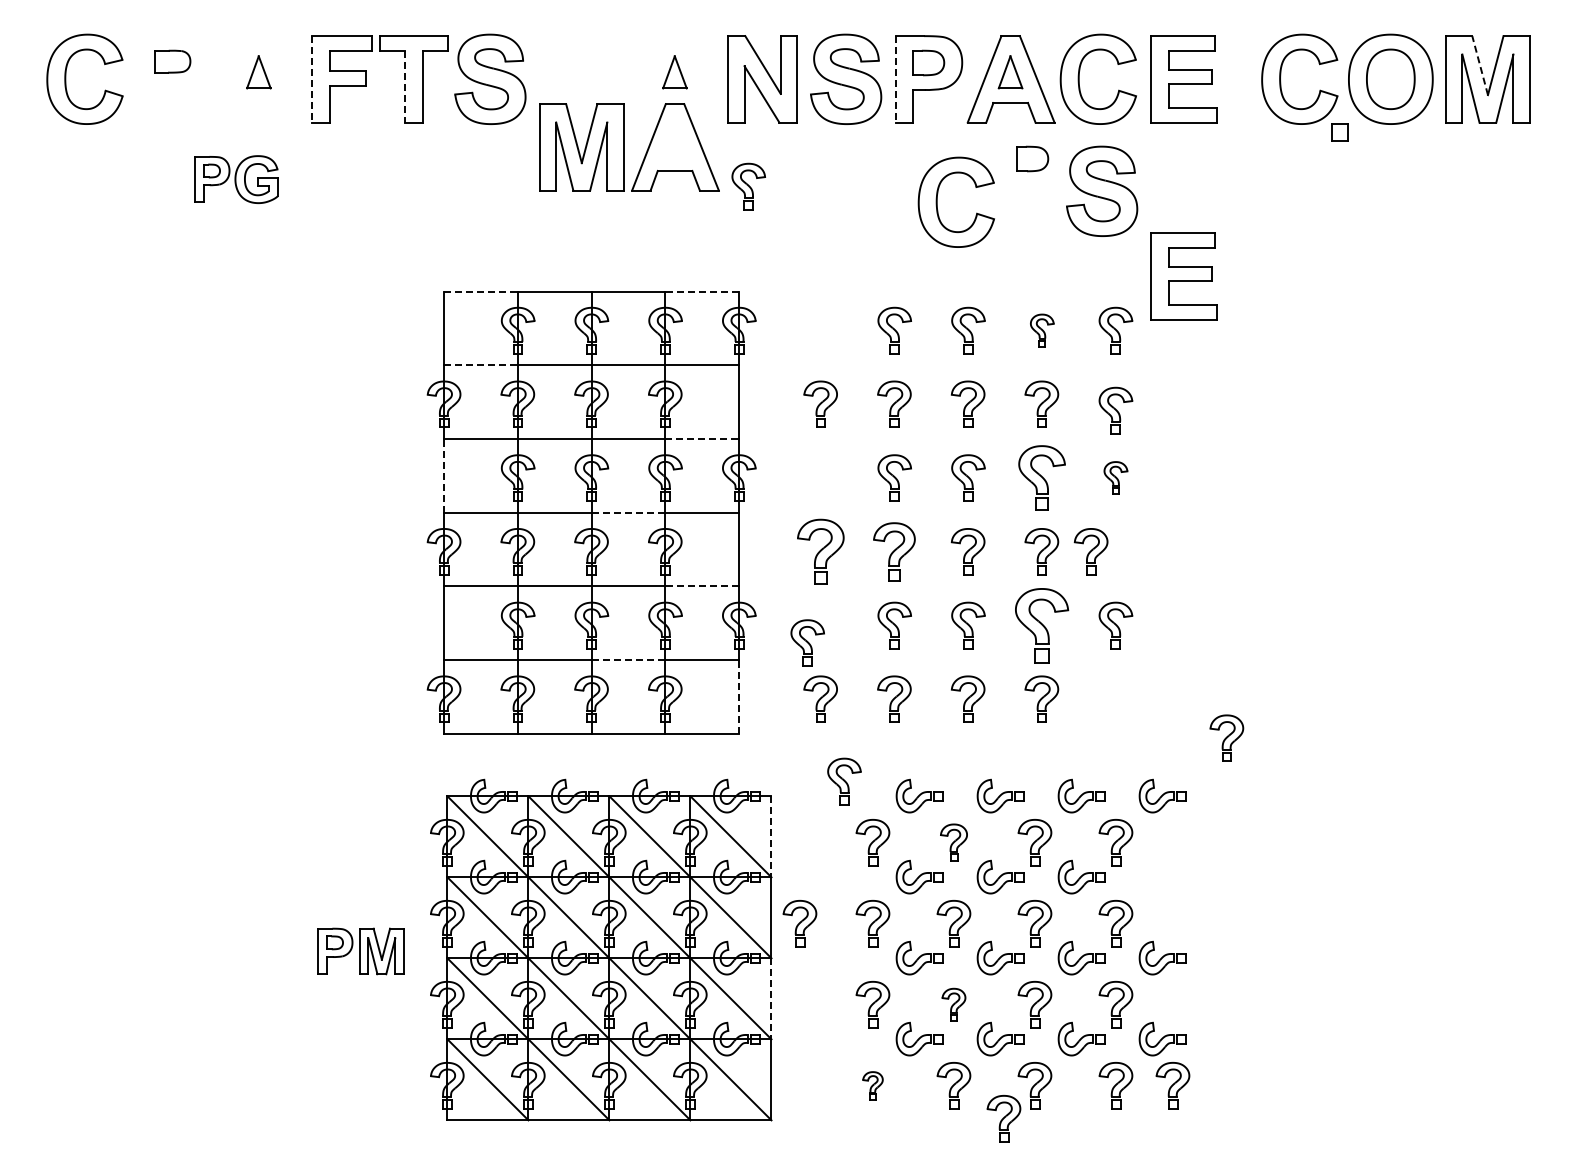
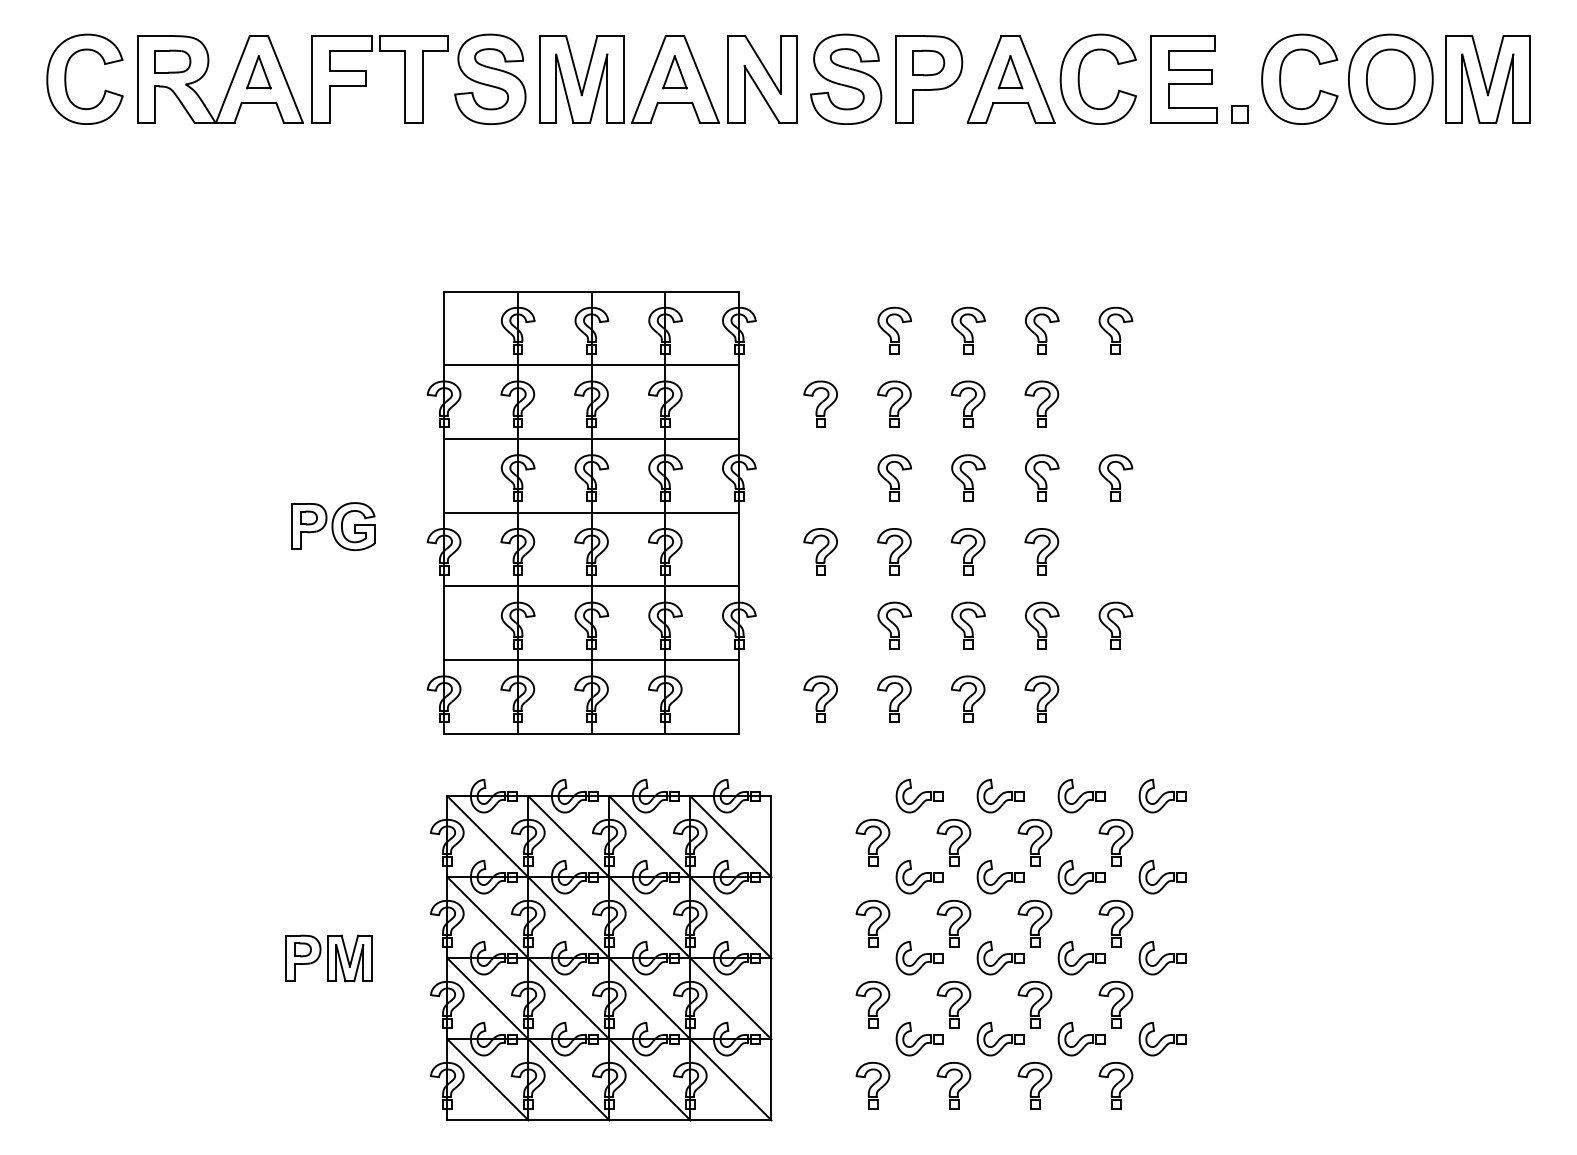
line: dashed -> solid (1480, 65)
line: dashed -> solid (312, 79)
line: dashed -> solid (895, 79)
part: none -> present (230, 82)
line: dashed -> solid (405, 86)
part position: (1339, 132) -> (1239, 114) (1239, 114)
part position: (629, 147) -> (629, 79) (629, 79)
part: present -> none (1032, 158)
part position: (236, 179) -> (333, 526) (333, 526)
part: present -> none (748, 186)
part: present -> none (1102, 190)
part: present -> none (937, 201)
part: present -> none (1183, 276)
line: dashed -> solid (481, 291)
line: dashed -> solid (702, 291)
part size: 25x35 px -> 35x49 px (1042, 330)
line: dashed -> solid (481, 365)
part: present -> none (1115, 410)
line: dashed -> solid (702, 439)
line: dashed -> solid (444, 475)
part size: 48x66 px -> 35x48 px (1042, 477)
part size: 26x34 px -> 36x48 px (1115, 477)
line: dashed -> solid (628, 512)
part size: 48x67 px -> 35x48 px (820, 551)
part size: 43x60 px -> 35x48 px (894, 551)
part: present -> none (1090, 551)
line: dashed -> solid (702, 586)
part size: 55x76 px -> 35x49 px (1042, 625)
part: present -> none (807, 642)
line: dashed -> solid (628, 660)
line: dashed -> solid (739, 697)
part: present -> none (1226, 737)
part: present -> none (844, 781)
line: dashed -> solid (771, 836)
part size: 28x39 px -> 36x48 px (953, 842)
part: none -> present (1162, 876)
part: present -> none (799, 923)
part position: (360, 951) -> (328, 958) (328, 958)
line: dashed -> solid (771, 998)
part size: 26x35 px -> 36x48 px (953, 1004)
part size: 22x30 px -> 36x48 px (872, 1085)
part: present -> none (1172, 1085)
part: present -> none (1003, 1118)
